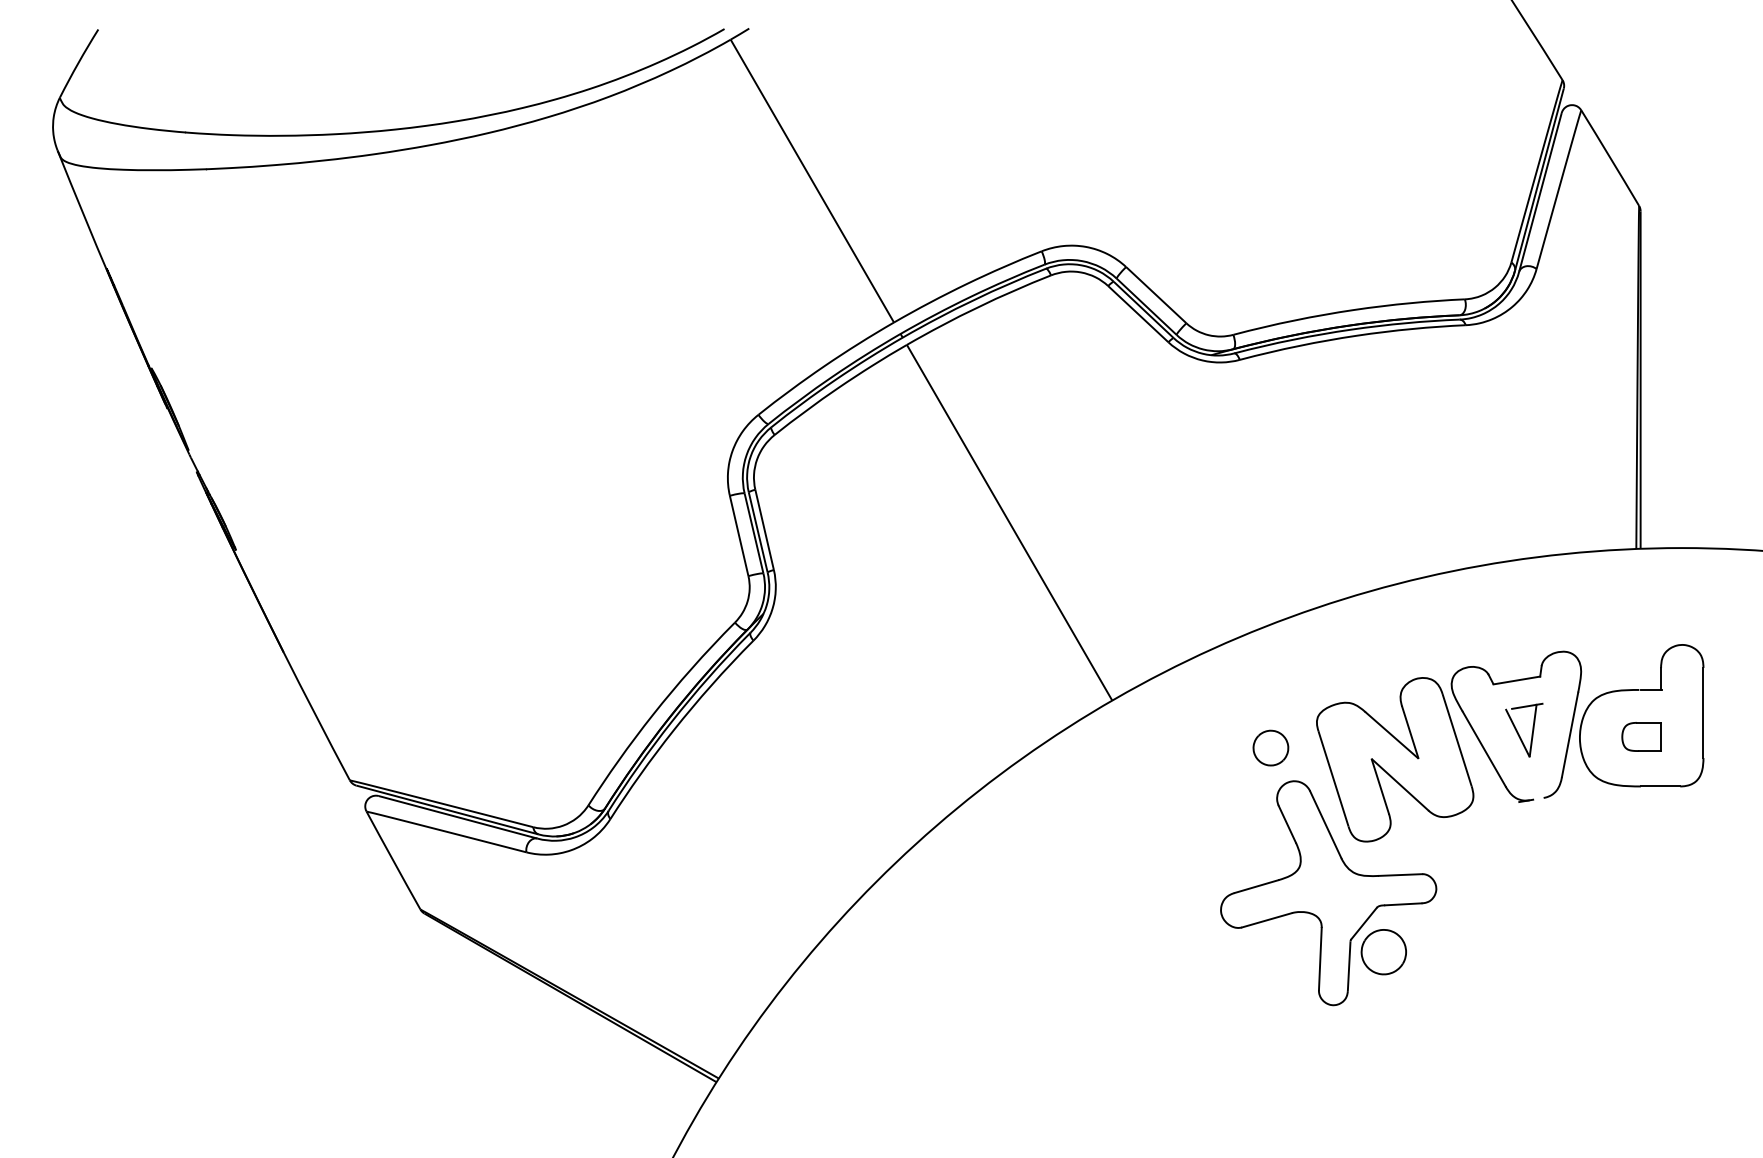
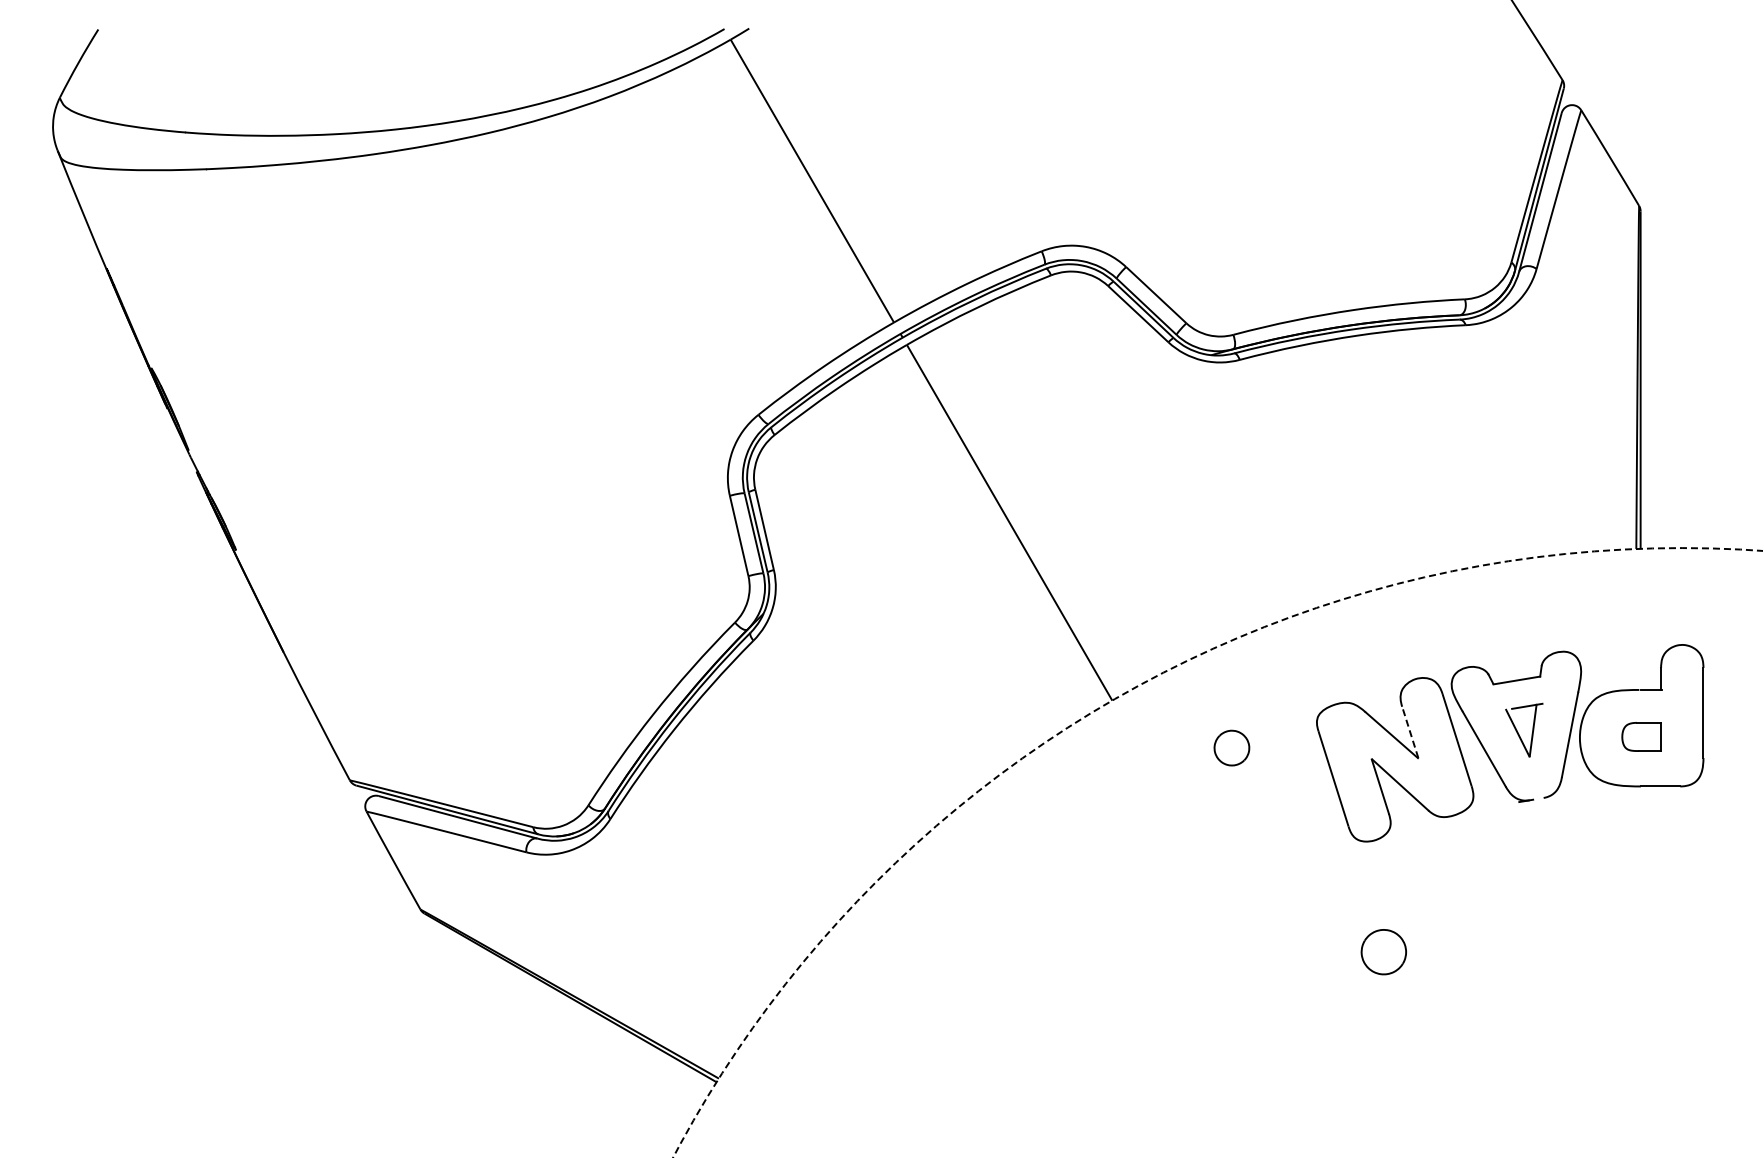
line: solid -> dashed (1410, 732)
part position: (1270, 747) -> (1231, 747) (1231, 747)
circle: solid -> dashed (1217, 852)
part: present -> none (1328, 893)
